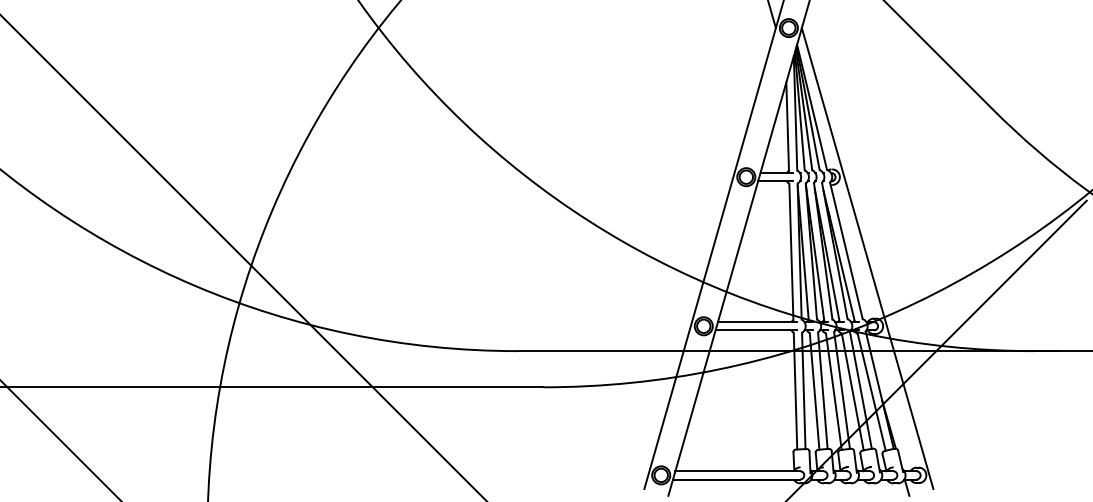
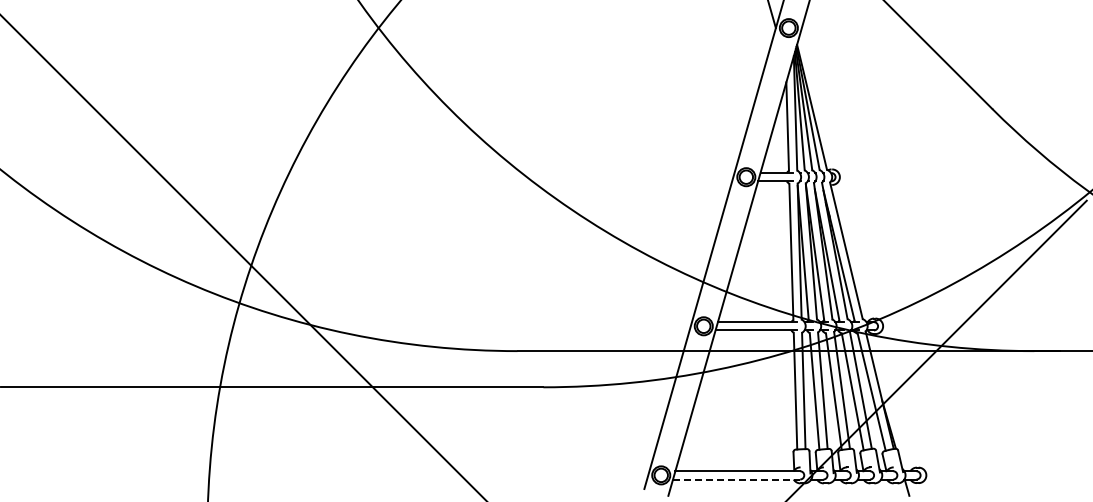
line: present -> none (867, 258)
line: present -> none (60, 440)
line: solid -> dashed (736, 479)
